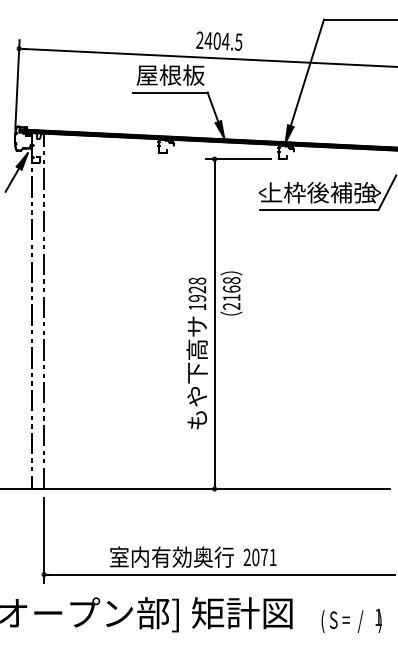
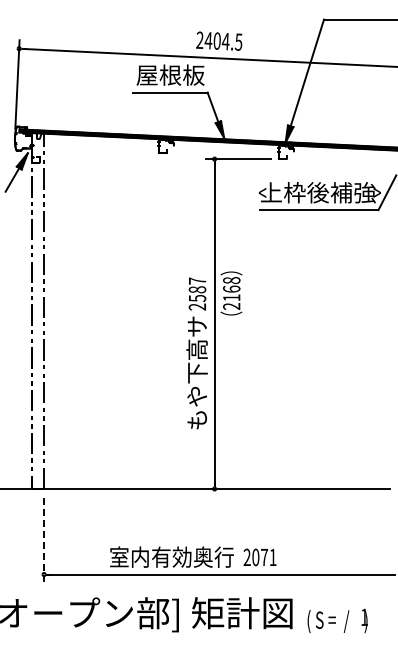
text: 1928 -> 2587 (197, 293)
line: solid -> dashed (44, 540)
text position: (351, 620) -> (337, 620) (337, 620)
